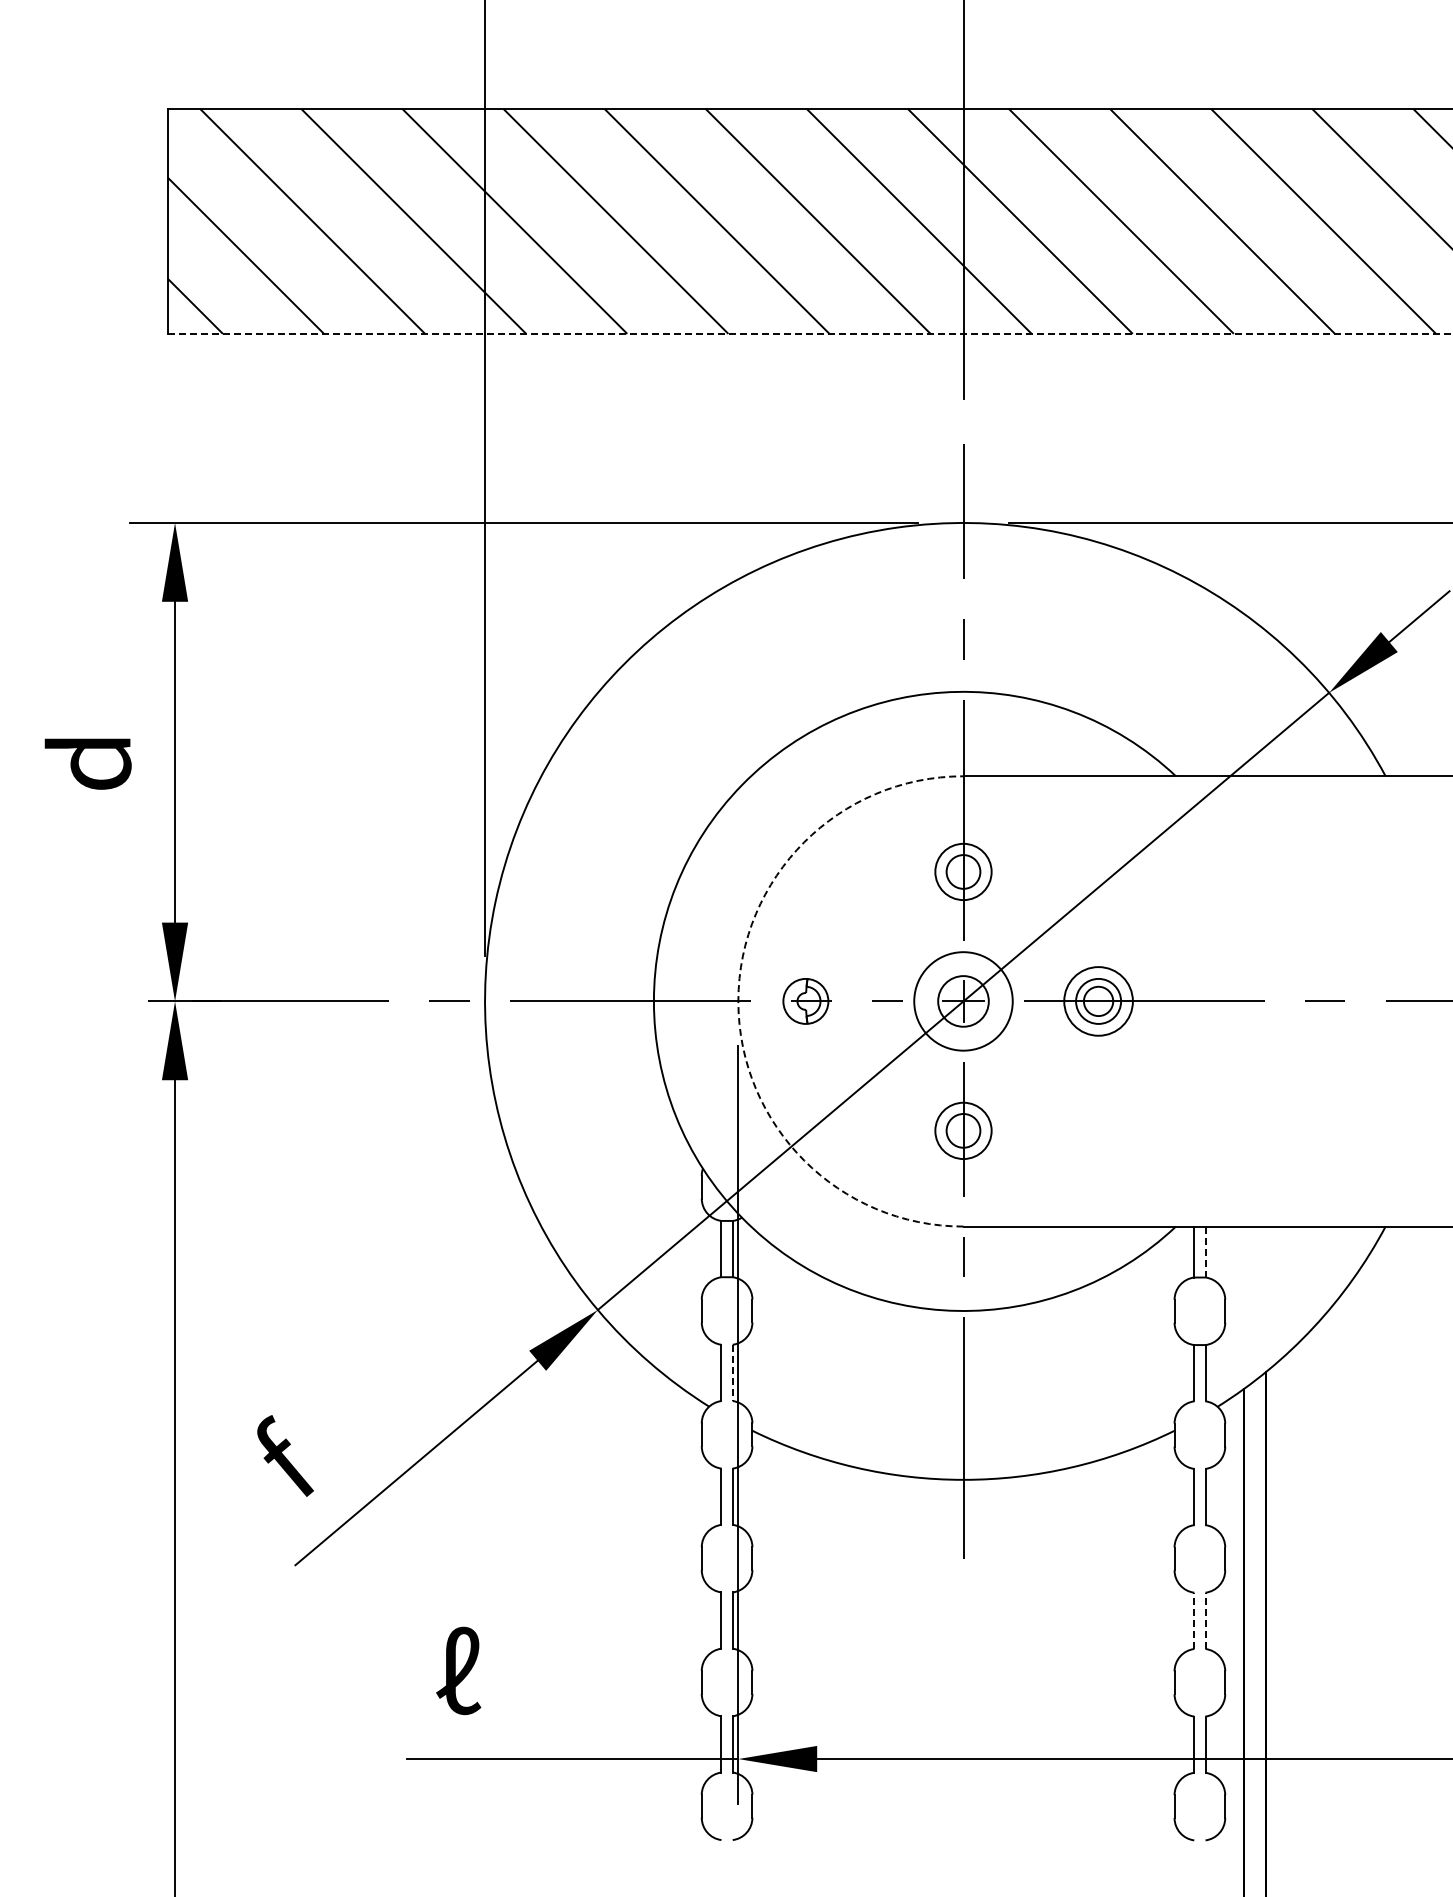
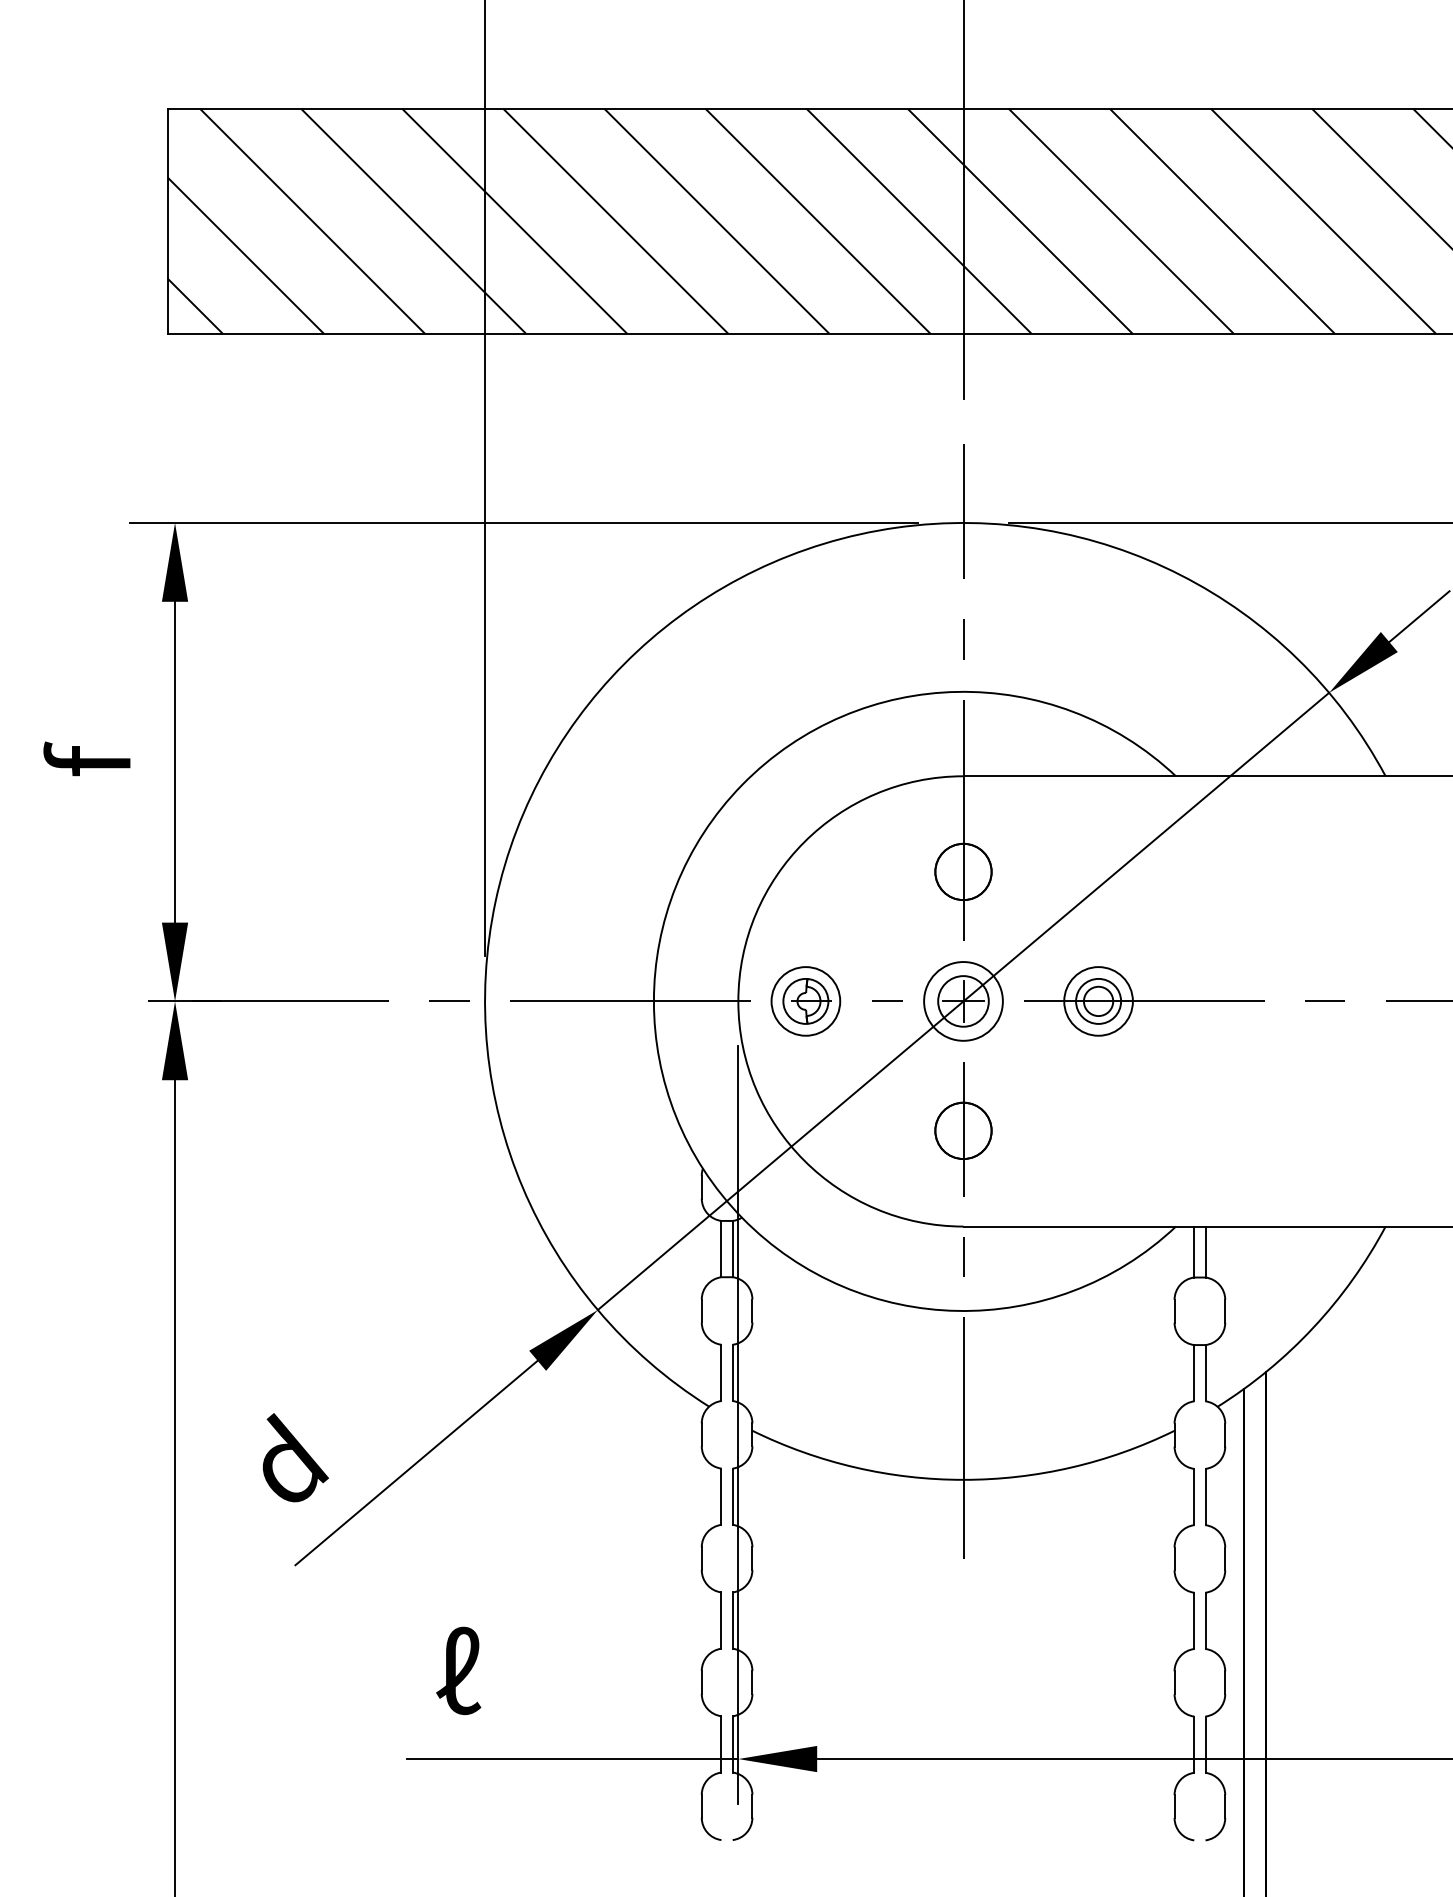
line: dashed -> solid (810, 333)
text: d -> f (87, 763)
circle diameter: 34 px -> 56 px (963, 871)
arc: dashed -> solid (738, 1001)
circle: none -> present (805, 1001)
circle diameter: 99 px -> 79 px (963, 1001)
circle diameter: 34 px -> 56 px (963, 1130)
line: dashed -> solid (1205, 1251)
line: dashed -> solid (732, 1373)
text: f -> d (292, 1457)
line: dashed -> solid (1194, 1620)
line: dashed -> solid (1205, 1620)
